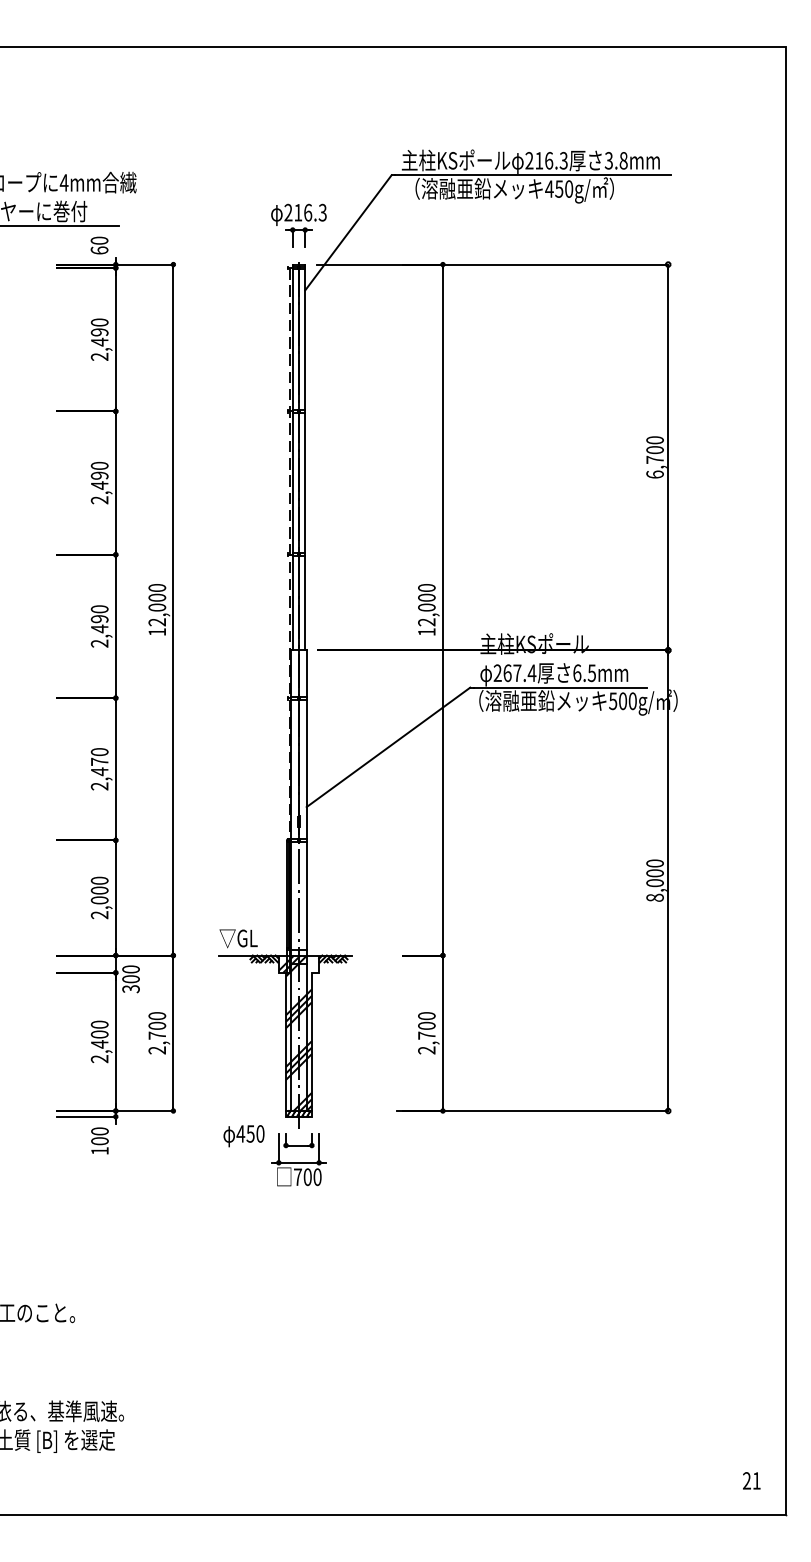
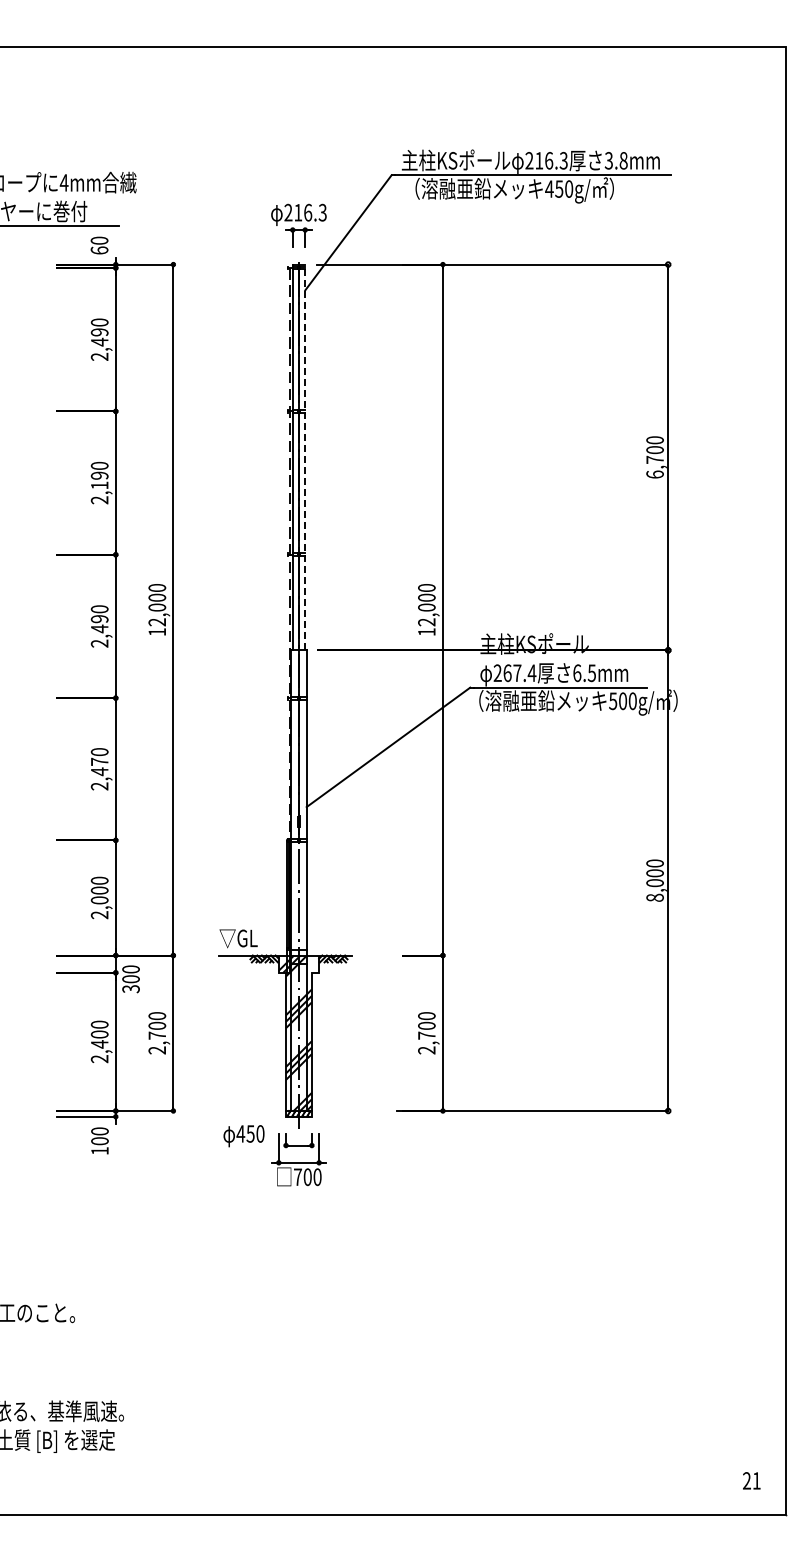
line: solid -> dashed (305, 457)
text: 2,490 -> 2,190 (99, 485)
